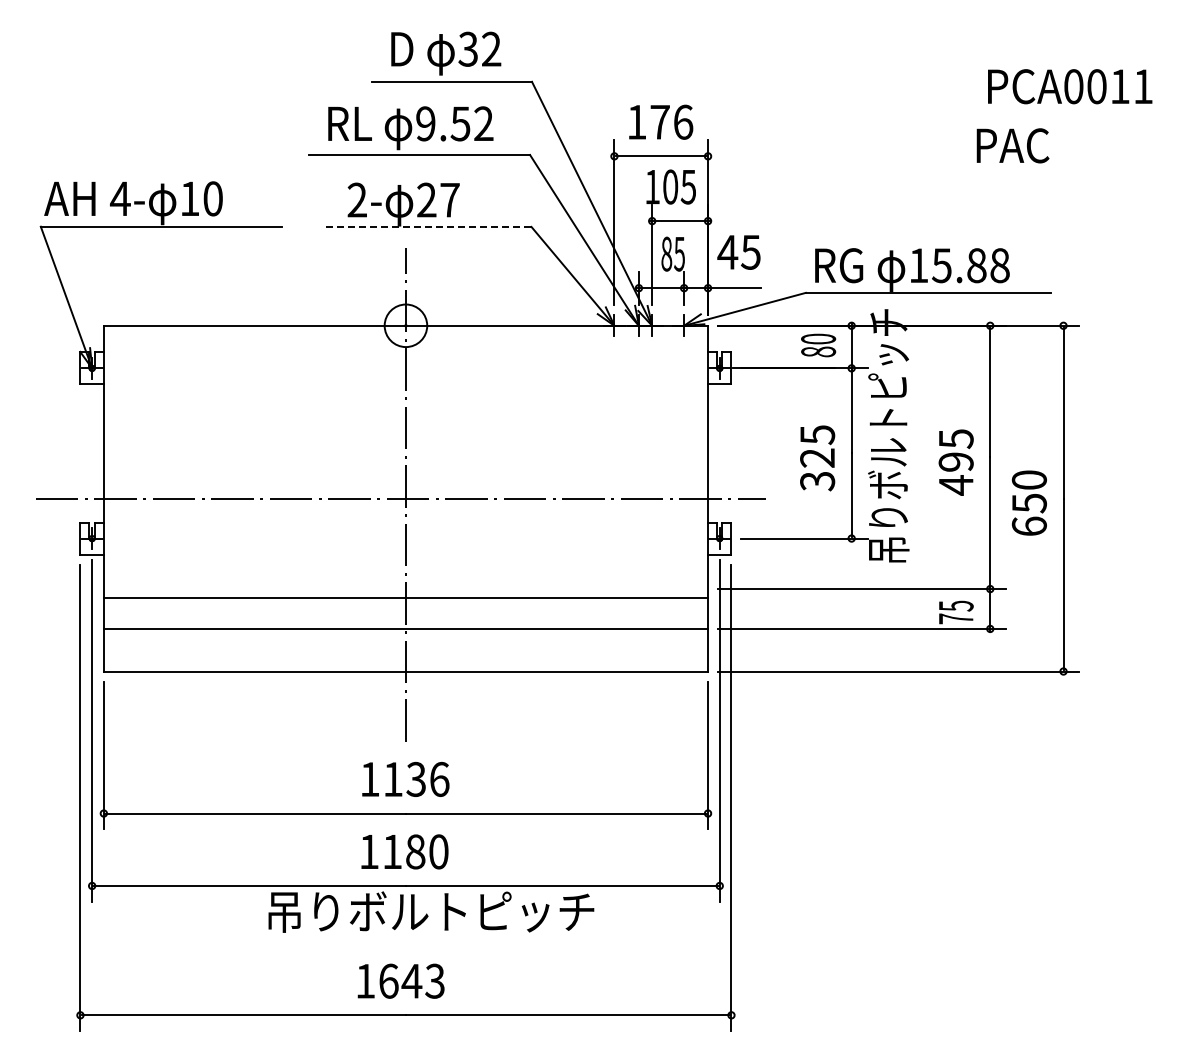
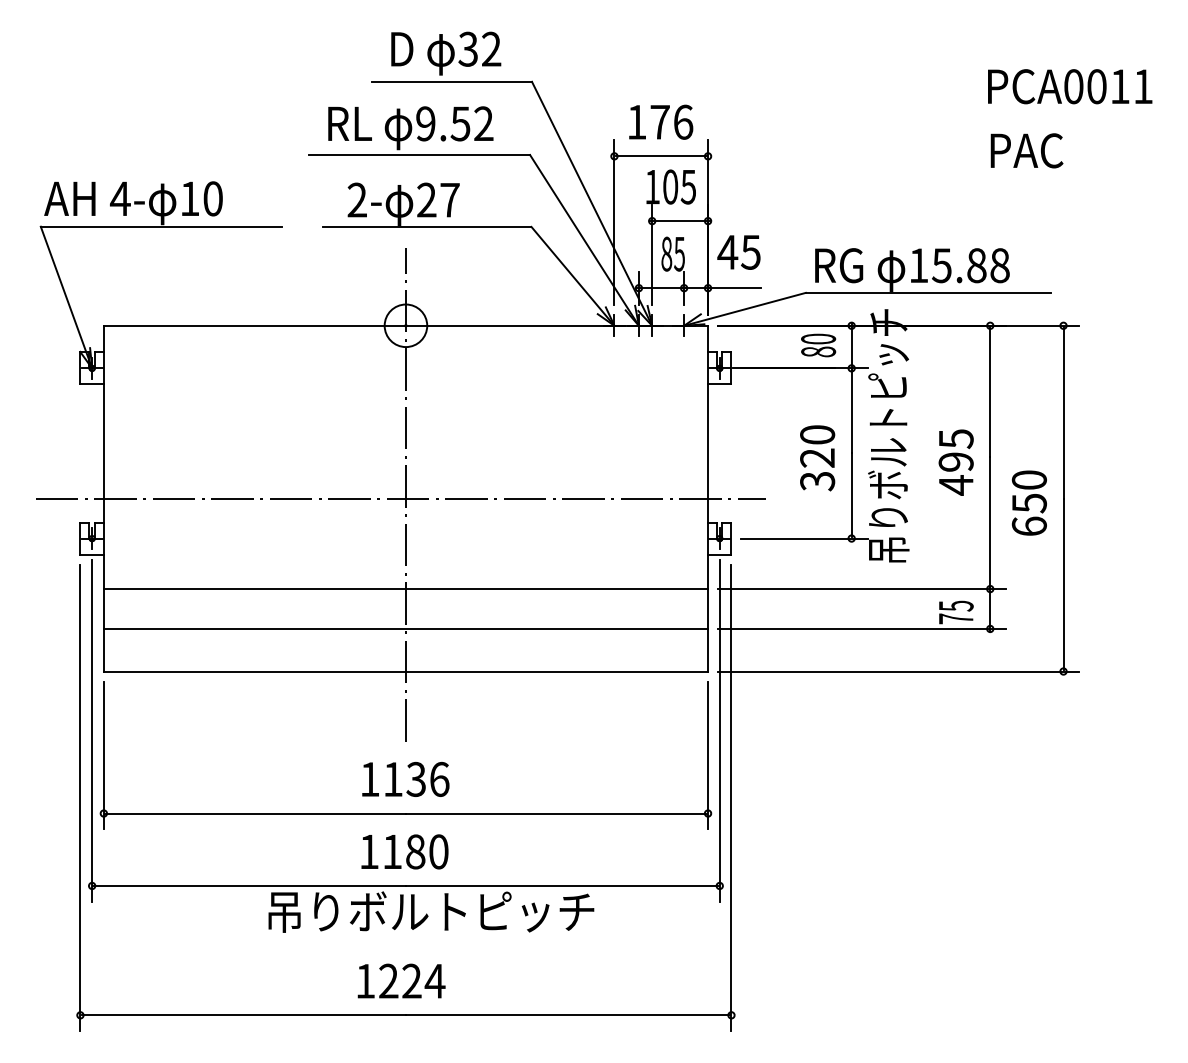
text position: (1012, 145) -> (1026, 150) (1026, 150)
line: dashed -> solid (426, 226)
text: 325 -> 320 (817, 435)
line position: (405, 598) -> (405, 589) (405, 589)
text: 1643 -> 1224 (412, 980)
